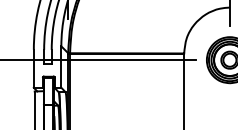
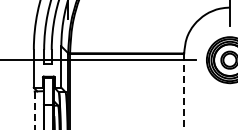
line: solid -> dashed (184, 91)
line: solid -> dashed (34, 110)
